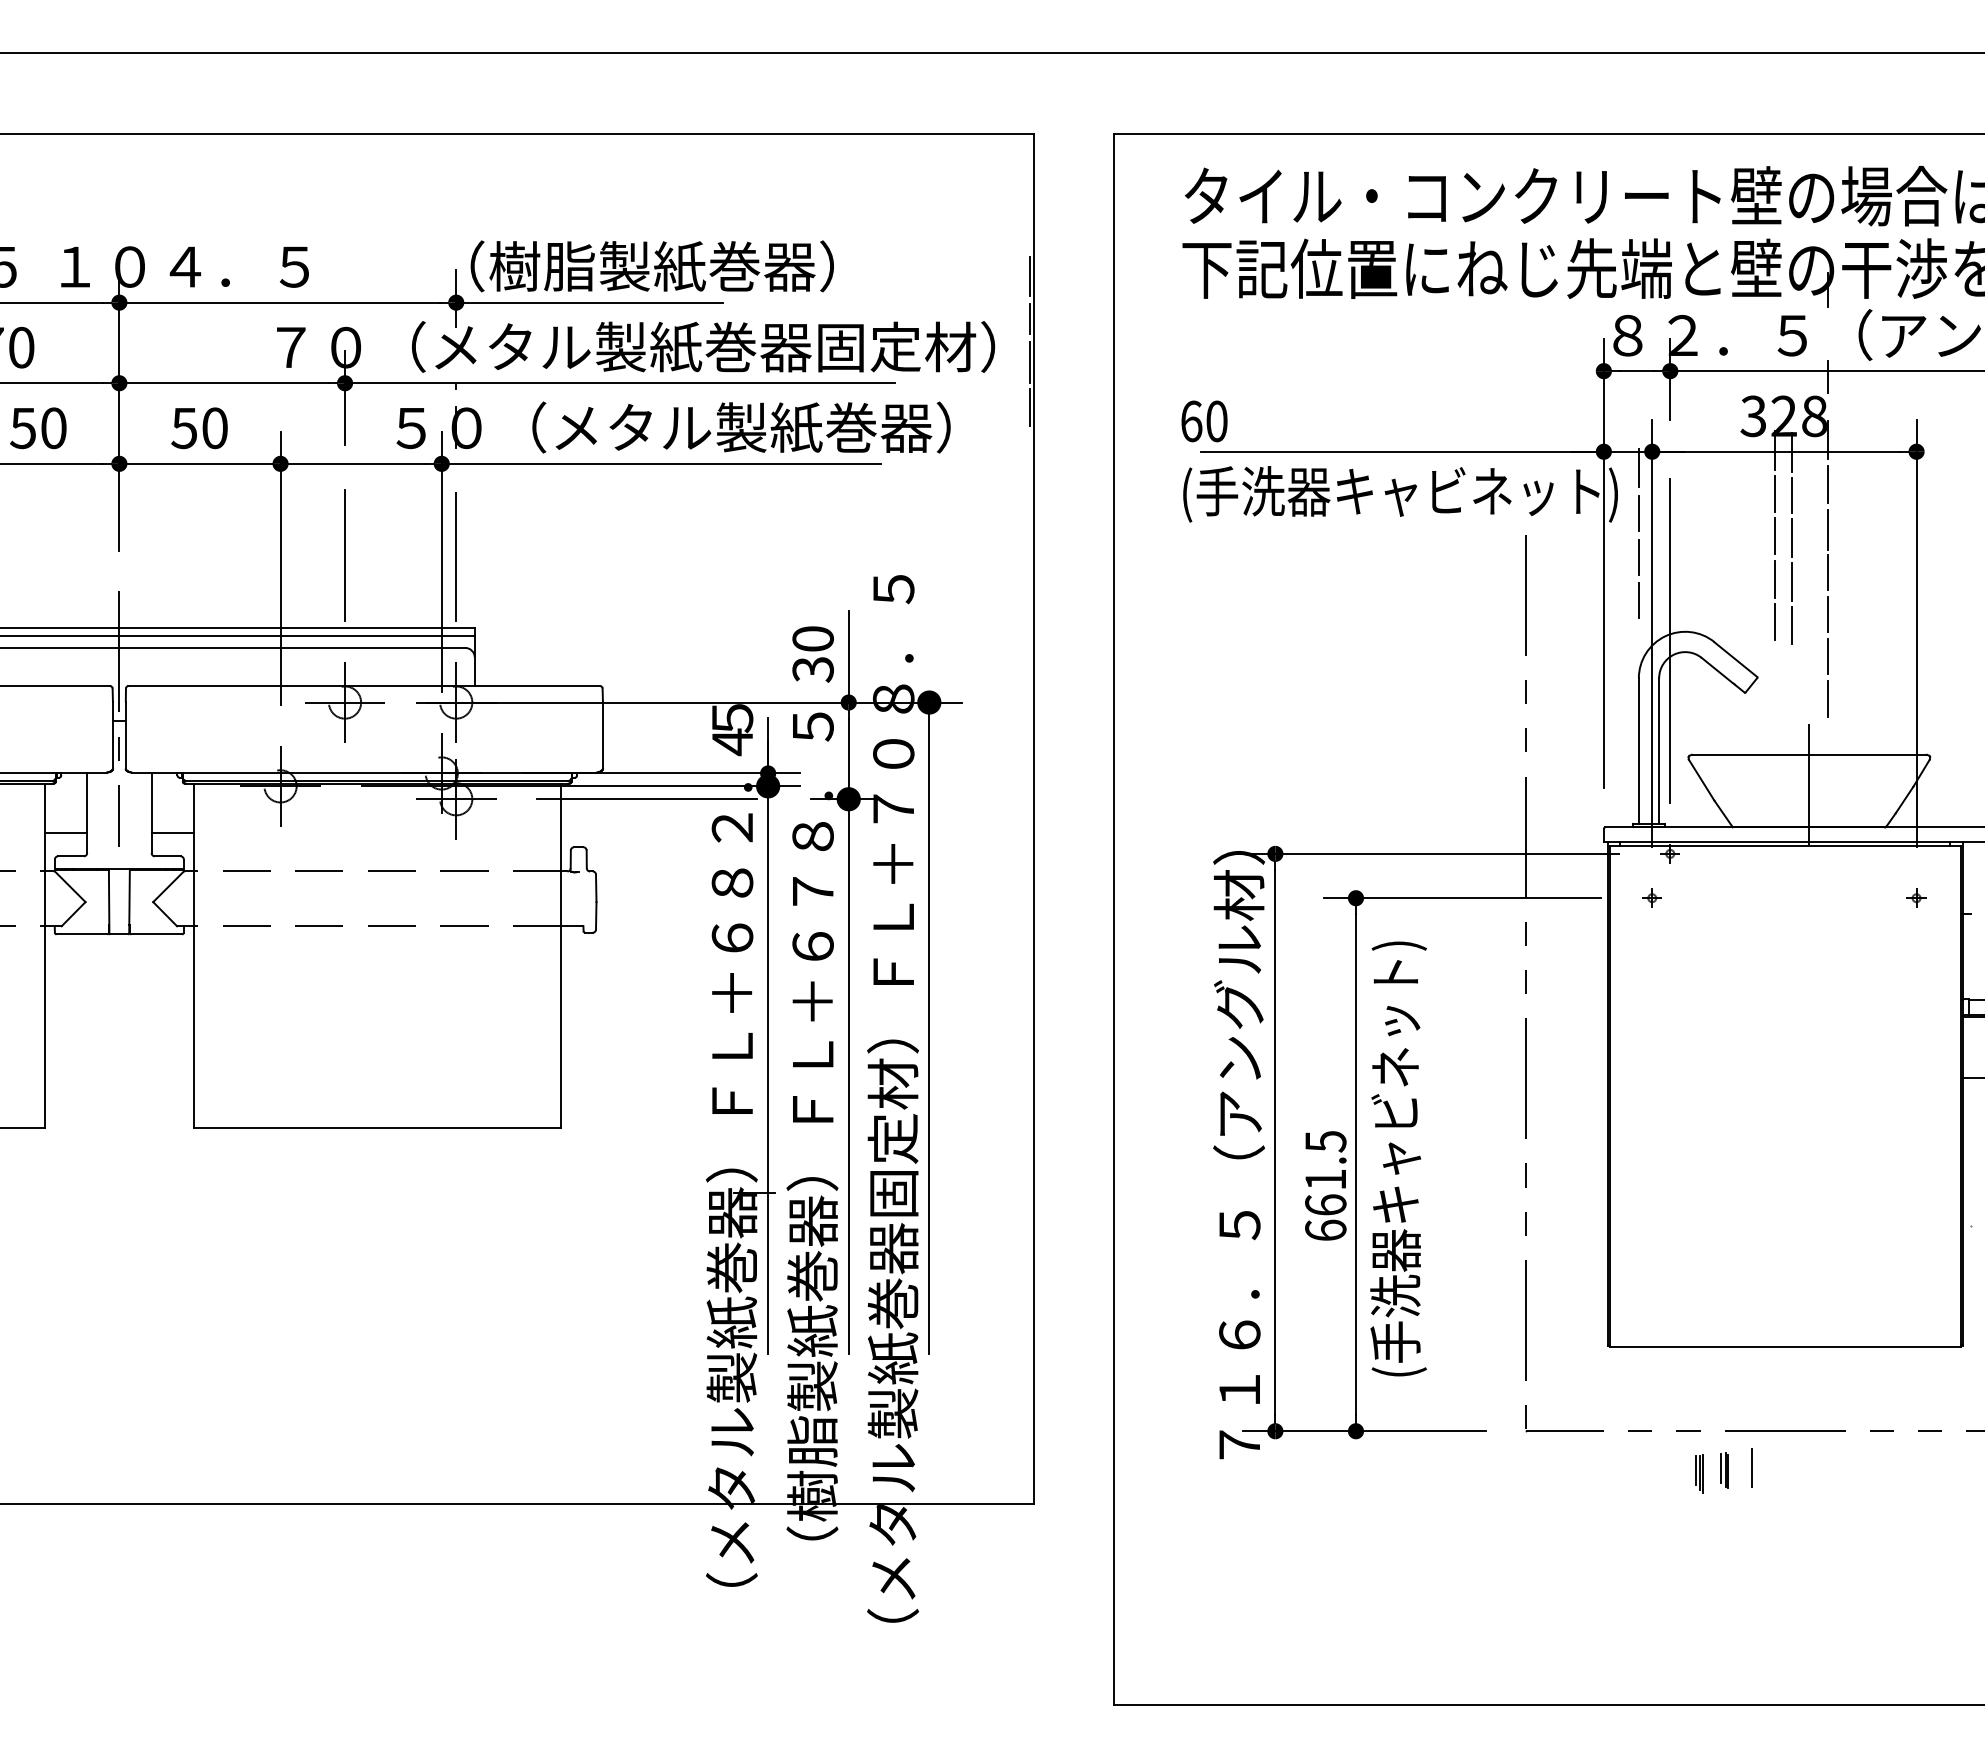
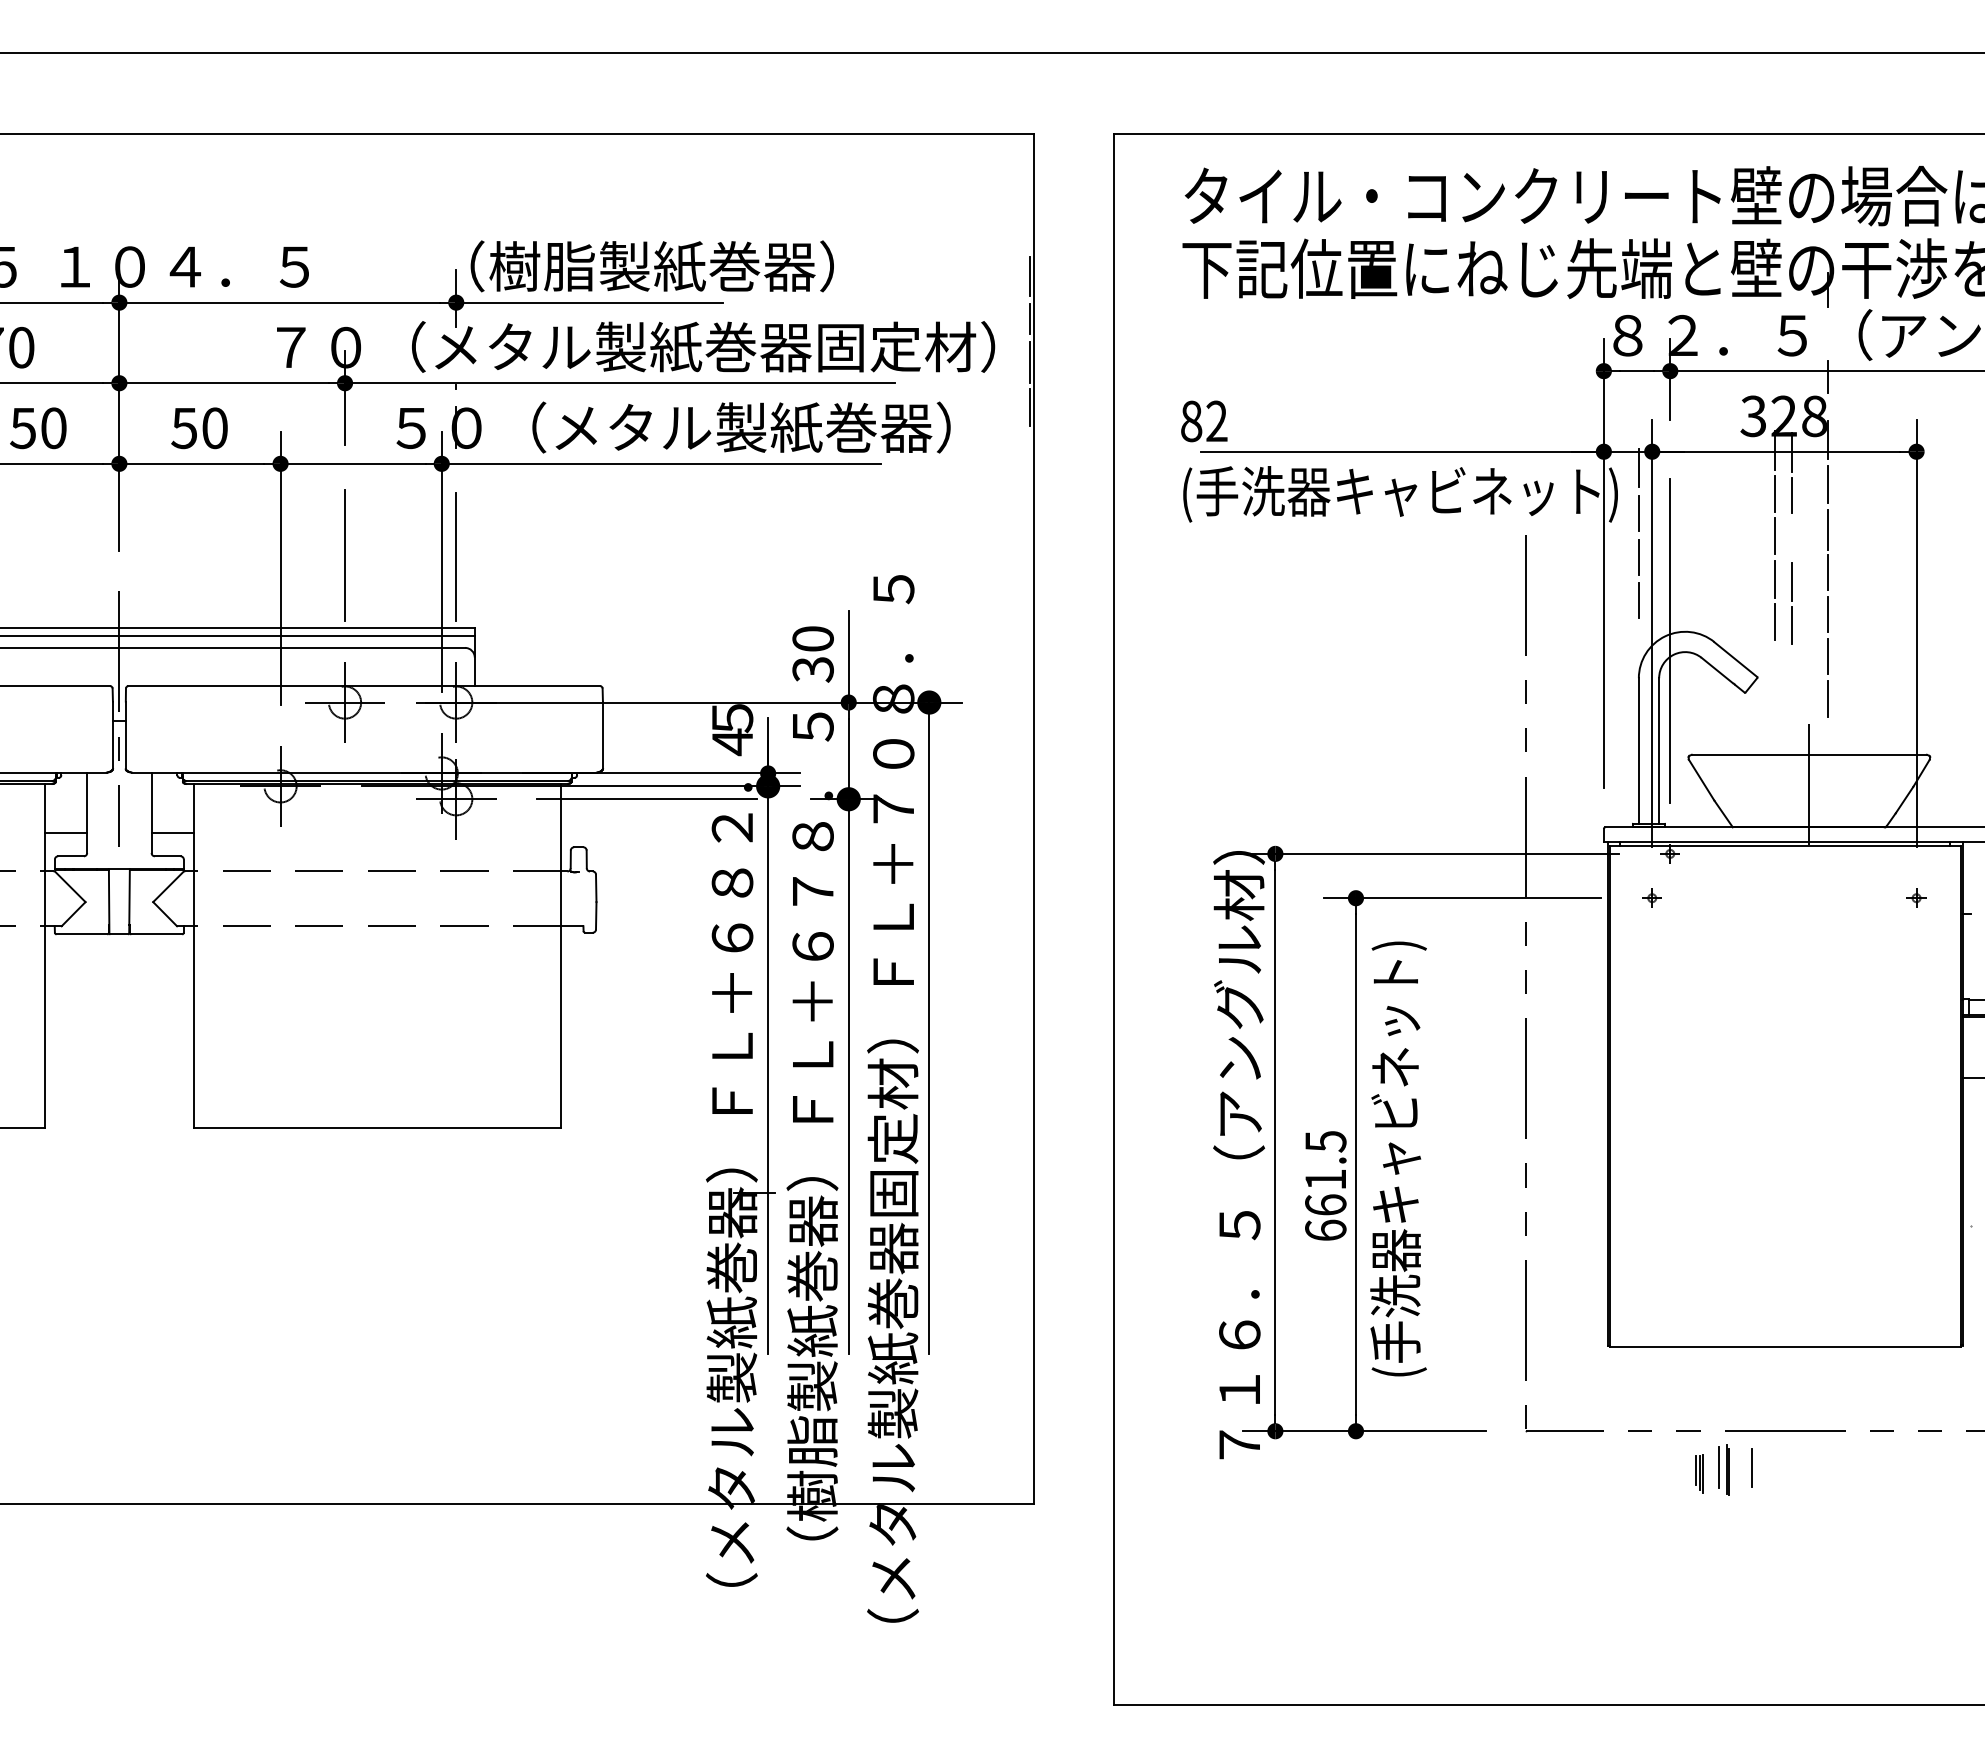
text: 60 -> 82 (1204, 421)
line: present -> none (1792, 538)
part size: 9x37 px -> 12x52 px (1723, 1469)
